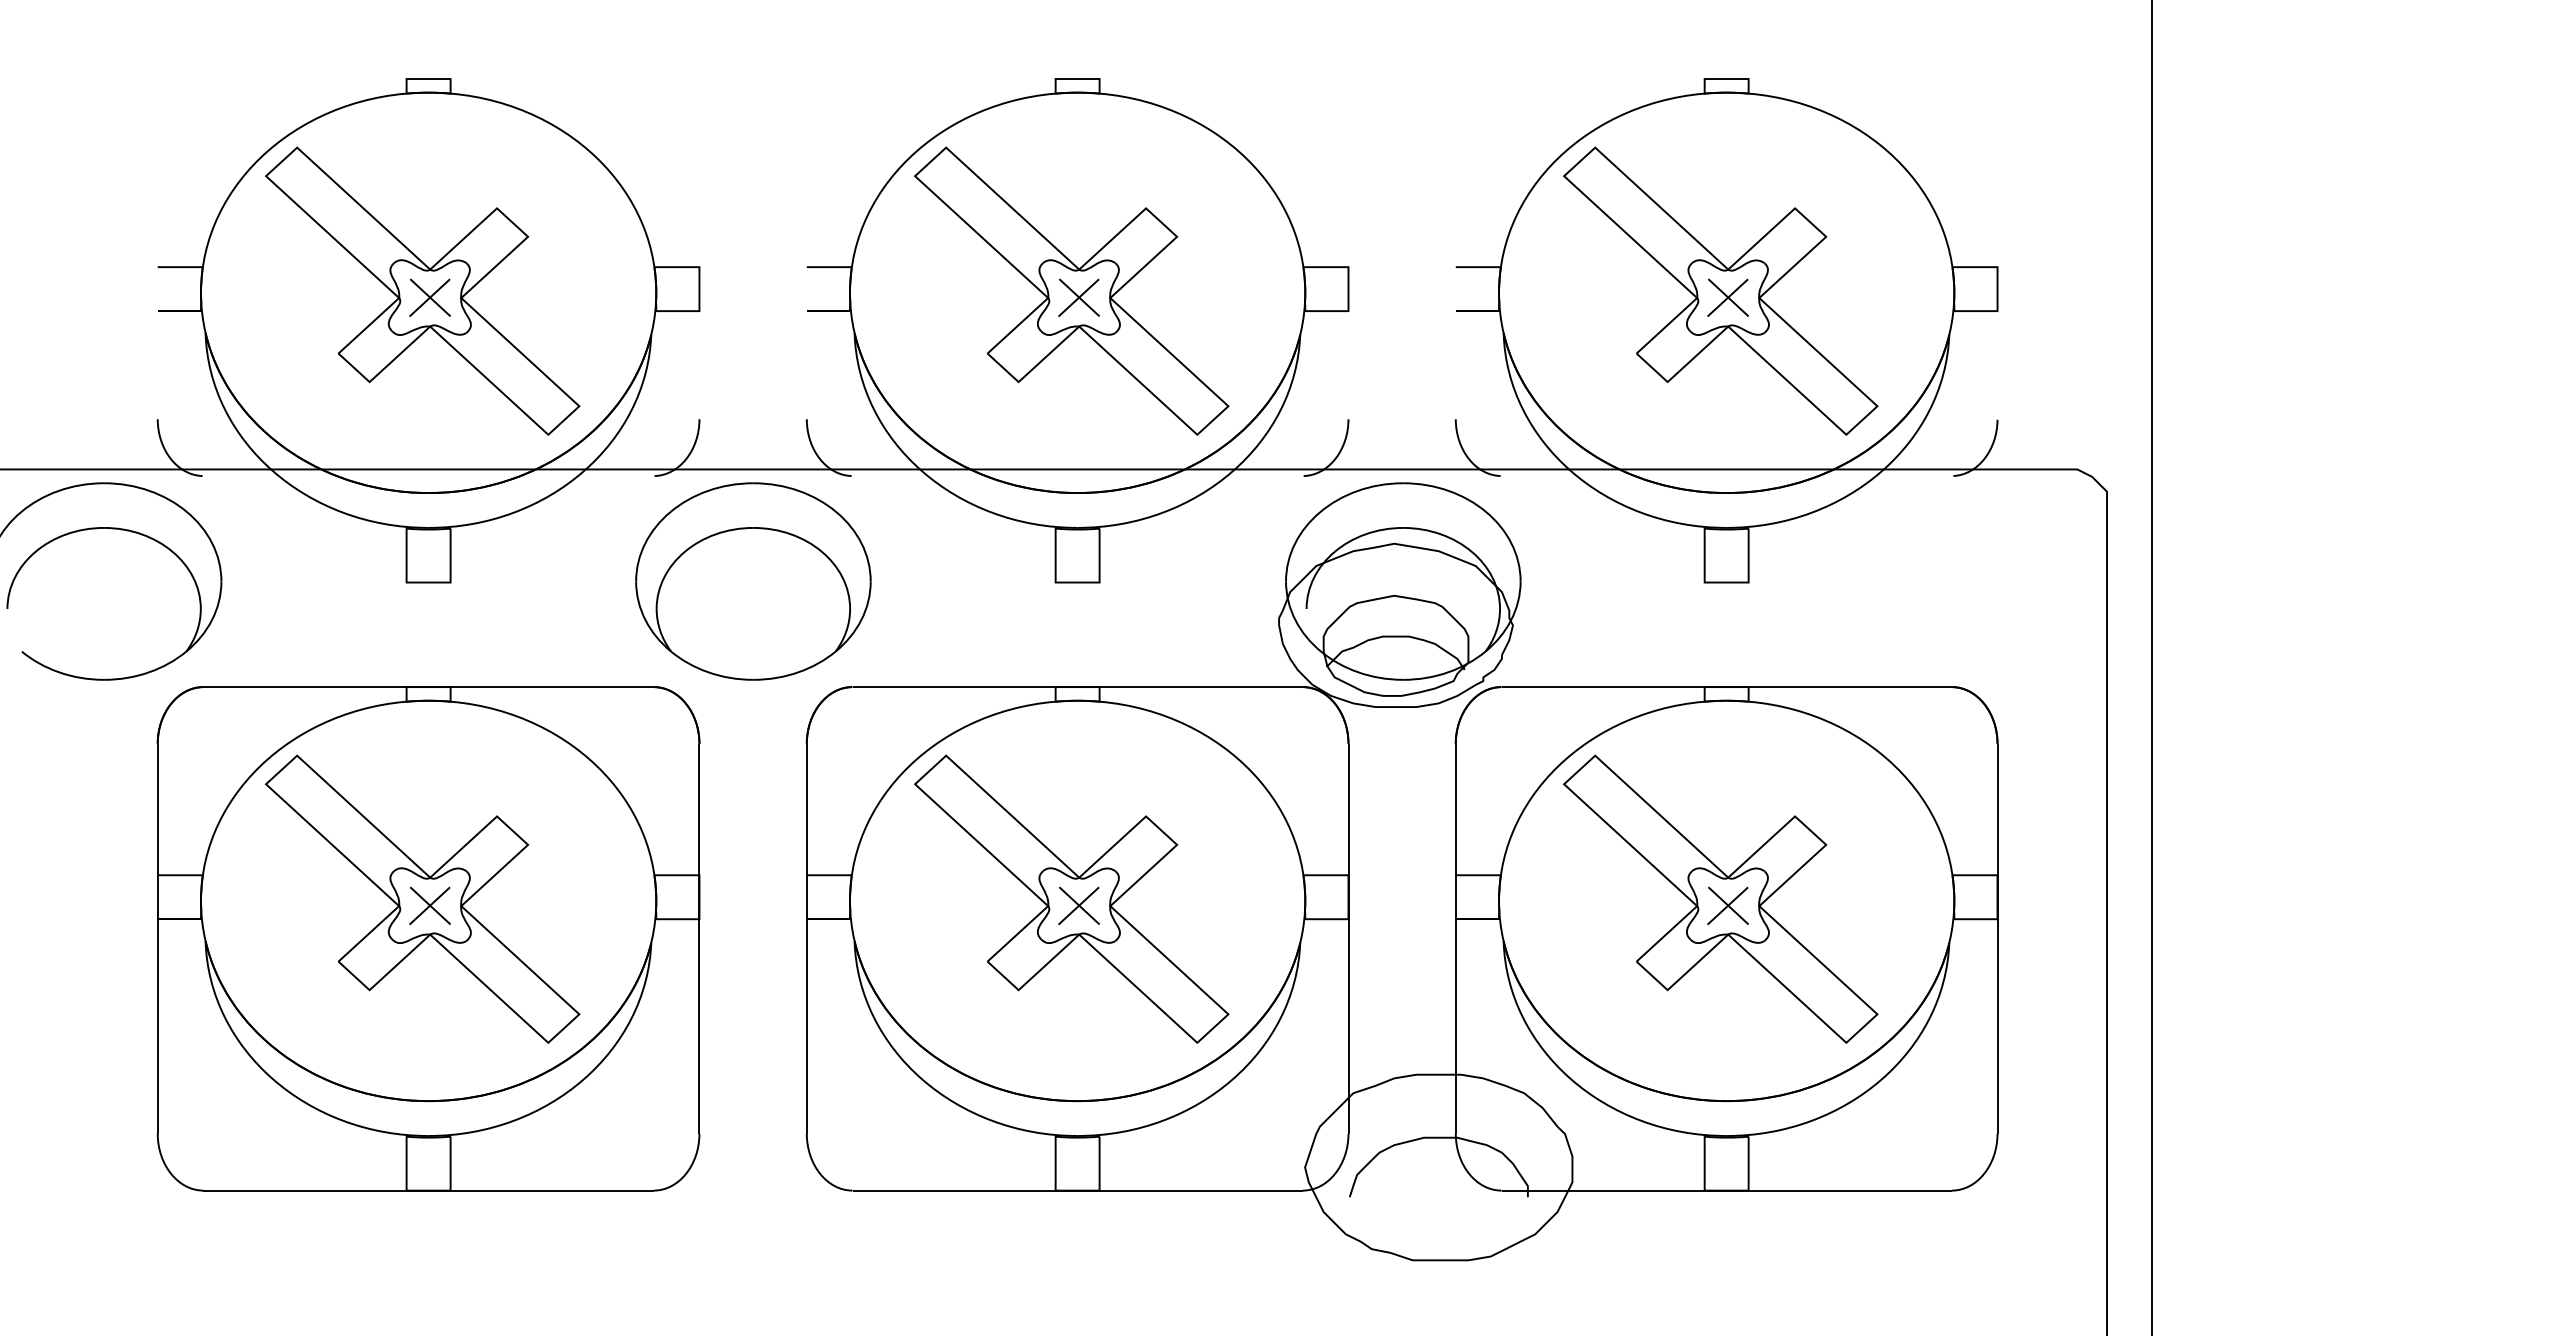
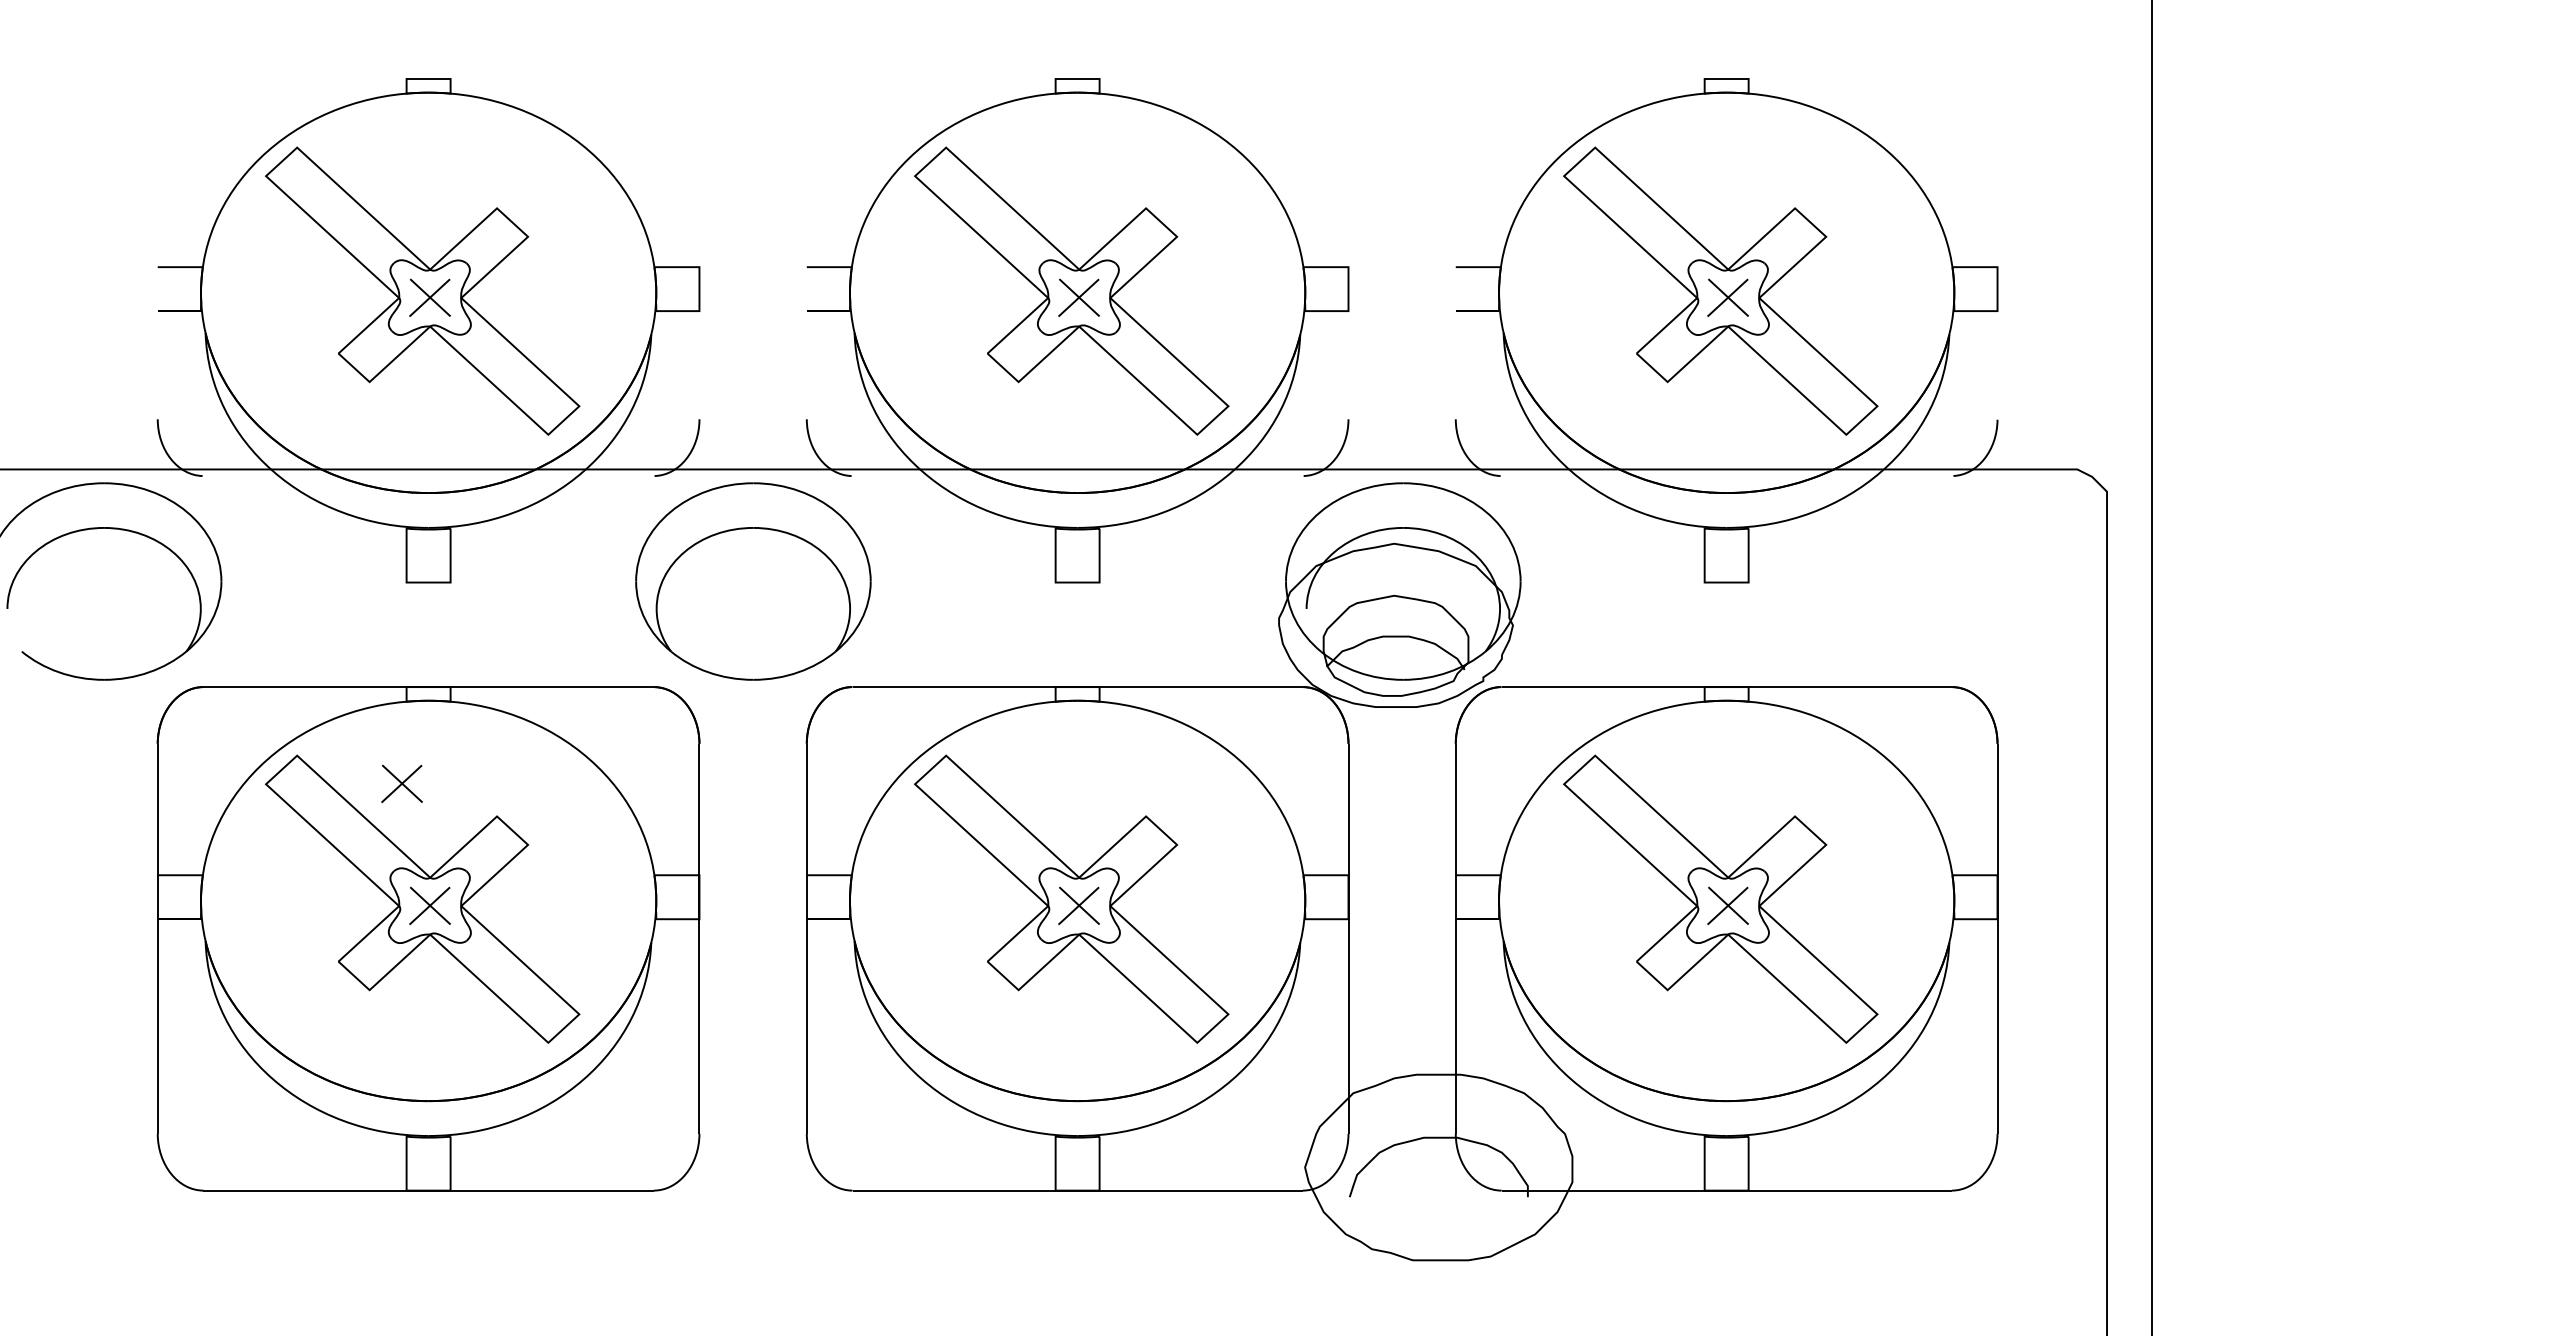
part: none -> present (401, 783)
